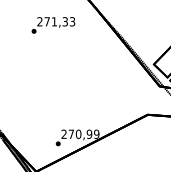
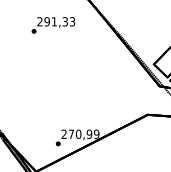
text: 271,33 -> 291,33 (46, 21)
